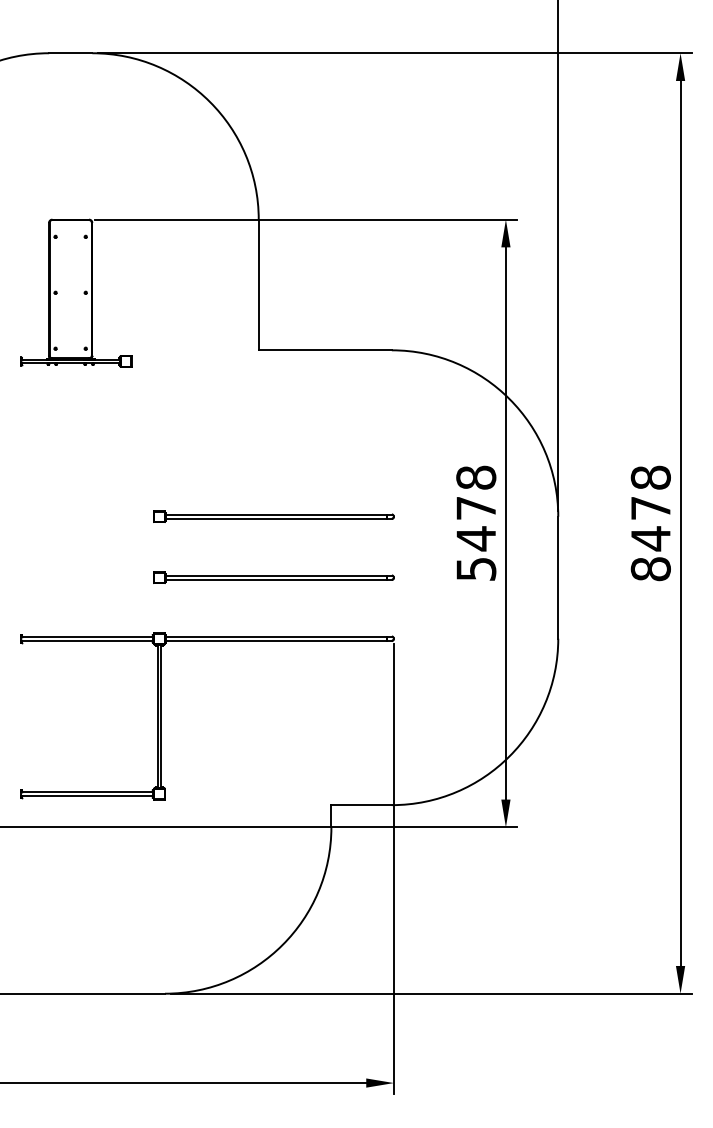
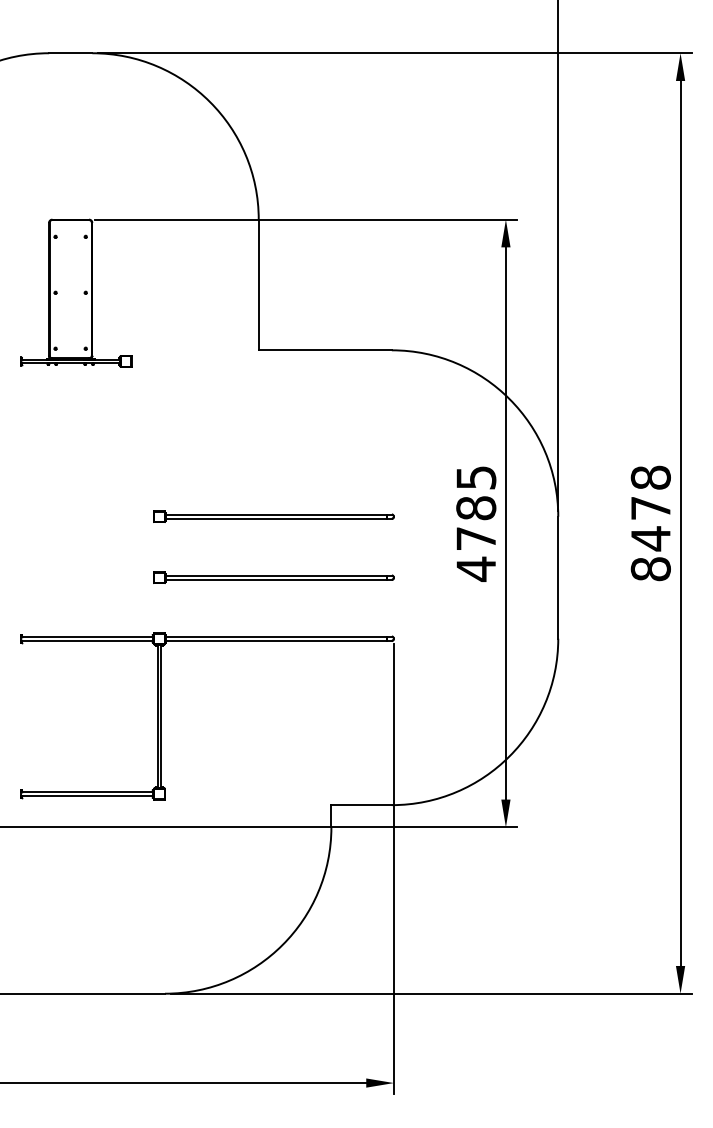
text: 5478 -> 4785 (476, 523)
